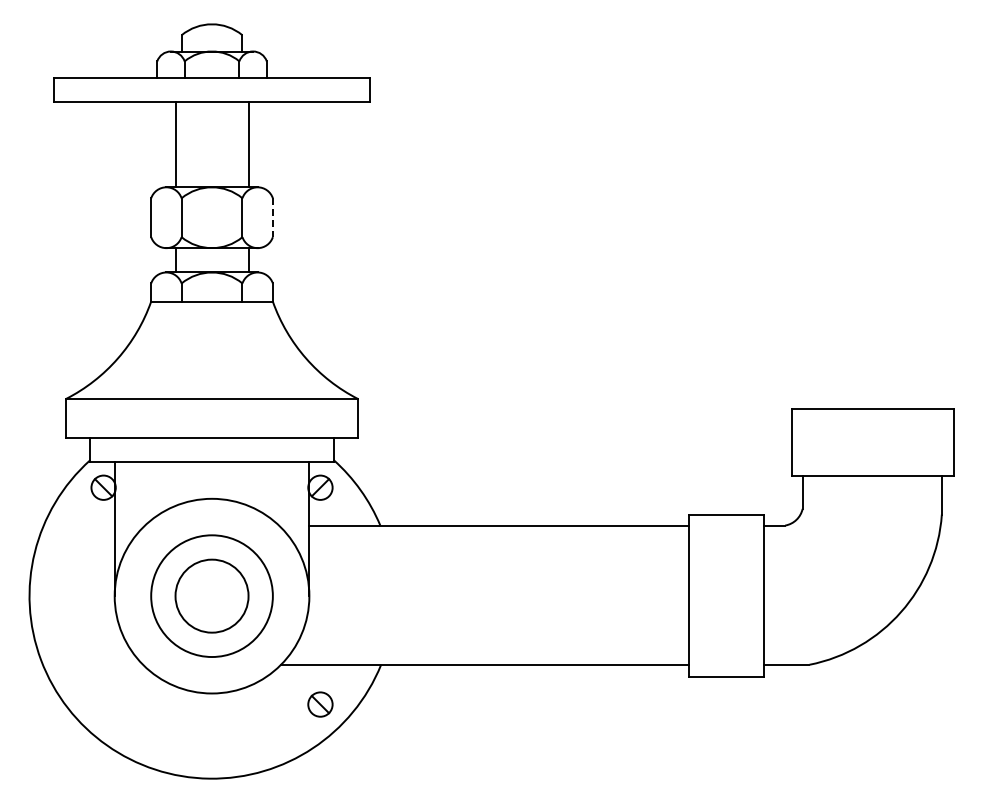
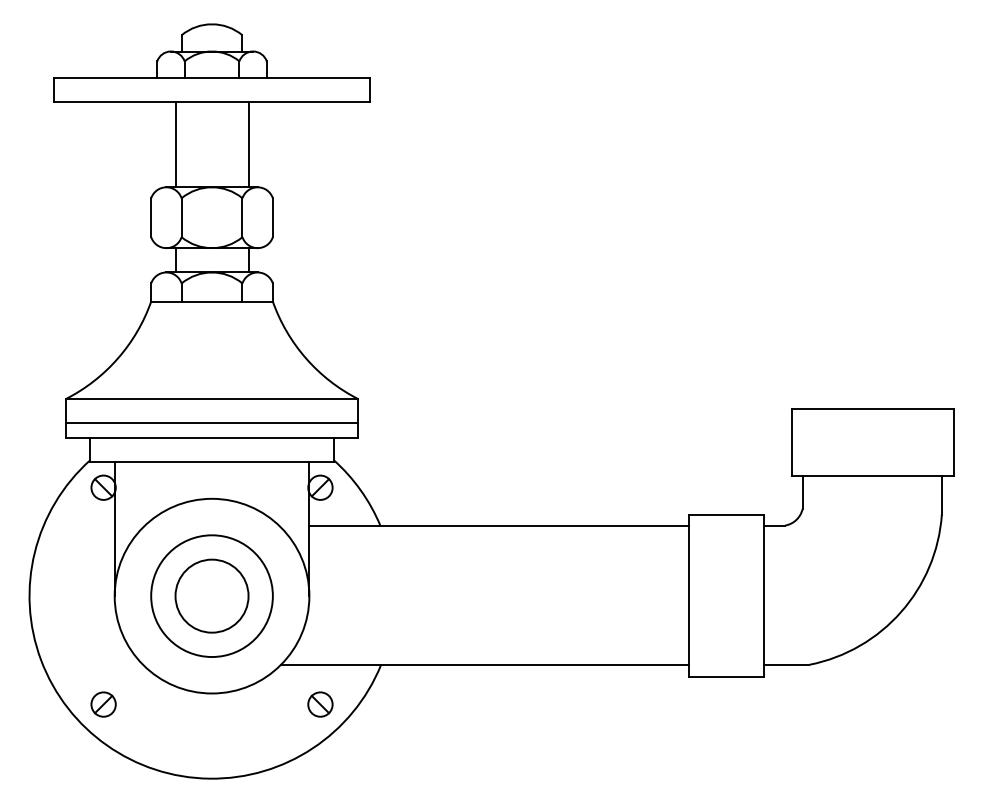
line: dashed -> solid (272, 218)
line: none -> present (212, 423)
part: none -> present (103, 704)
